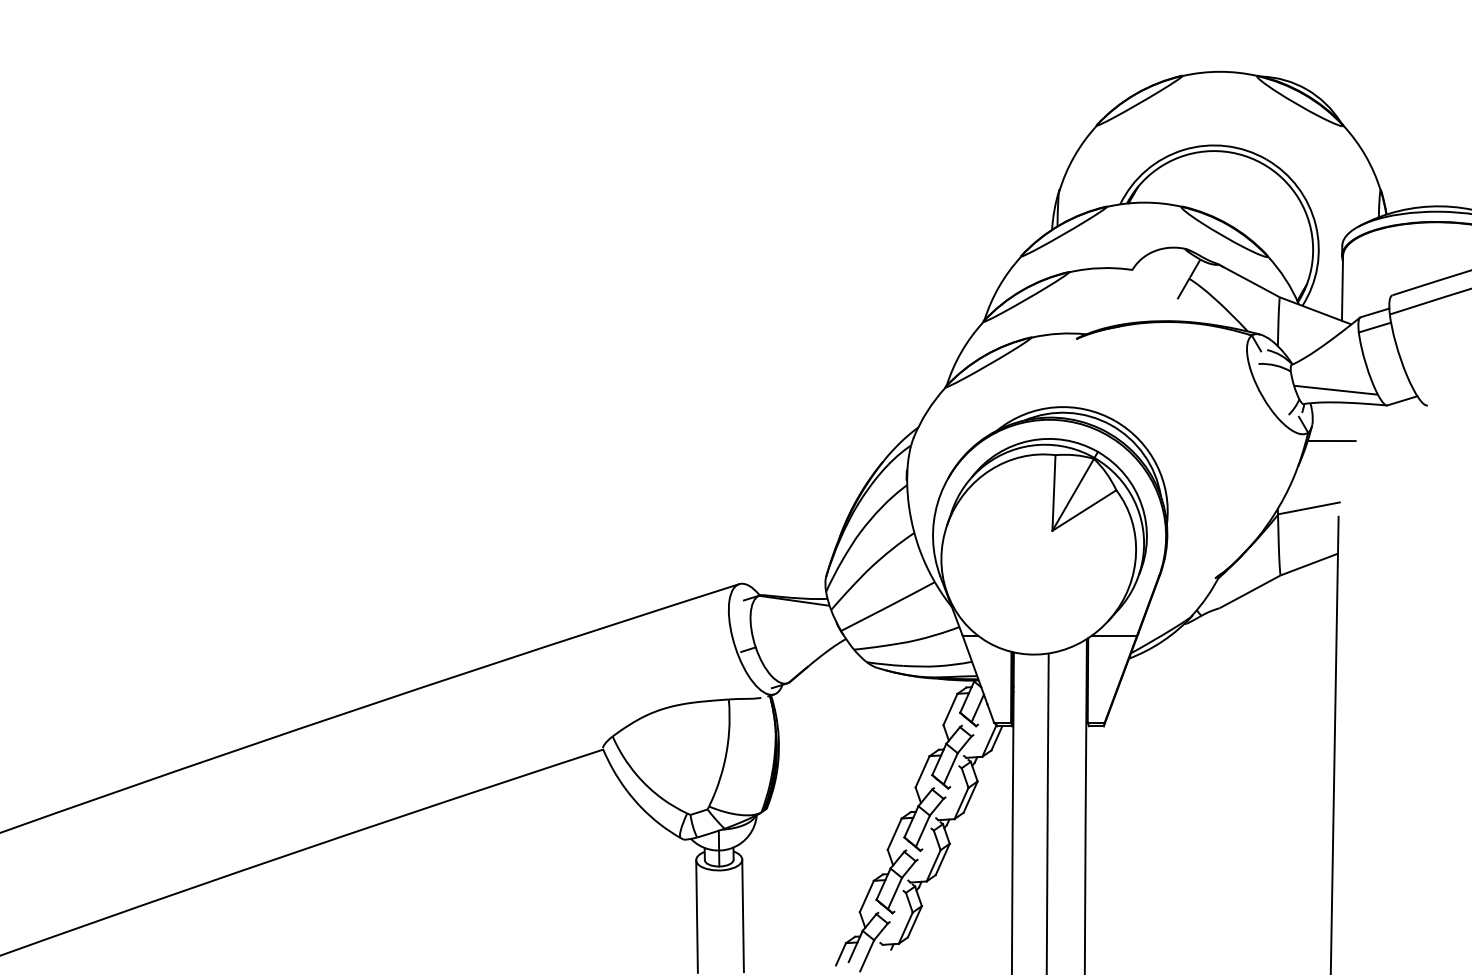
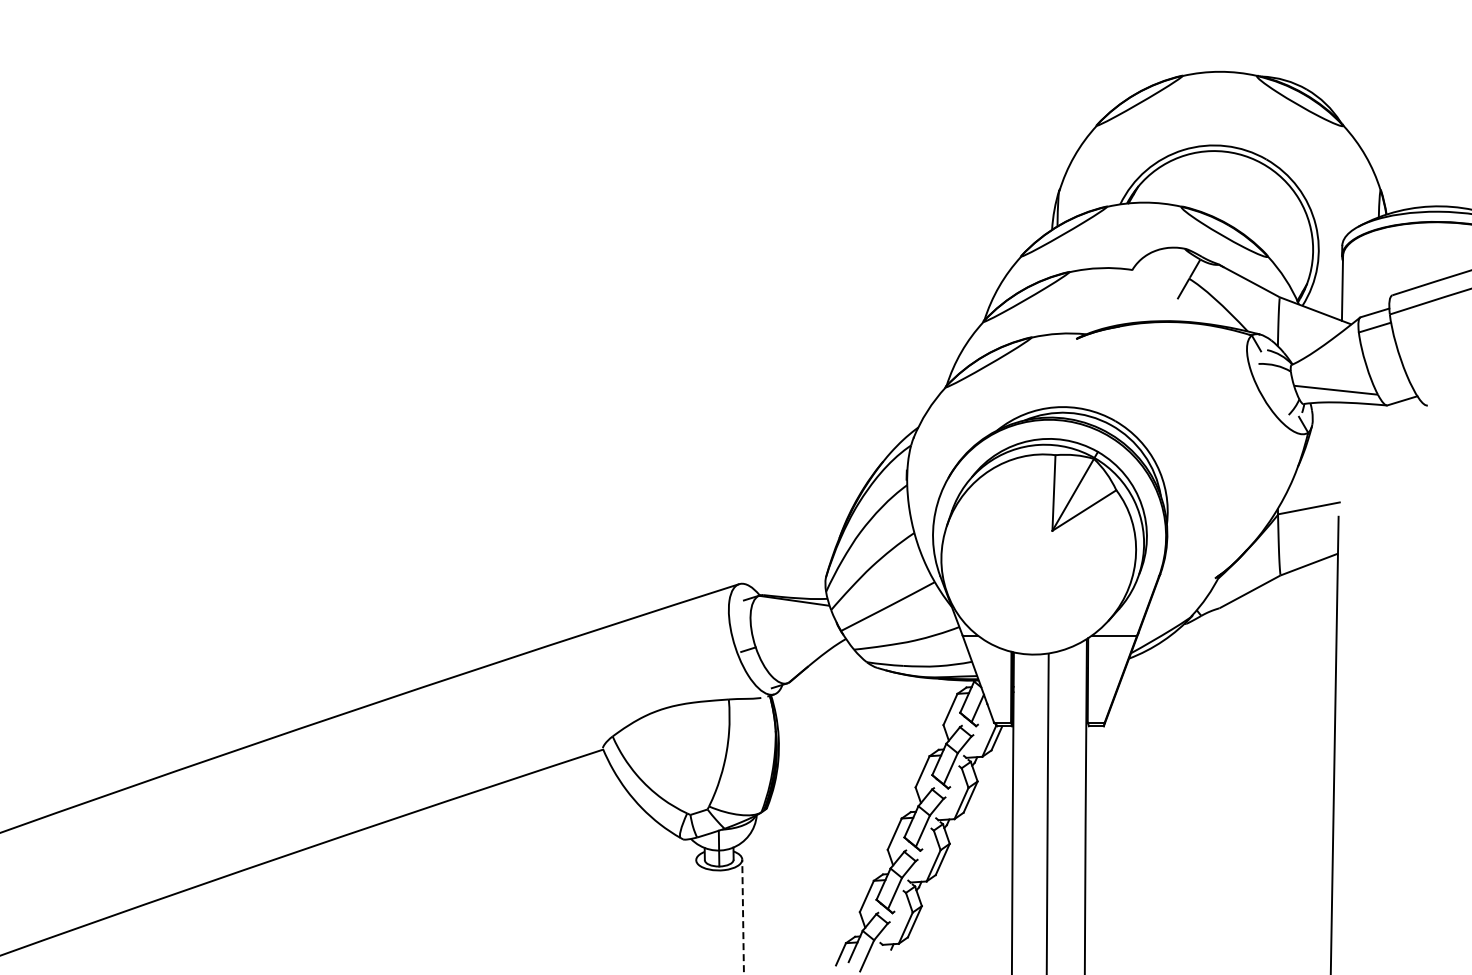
line: present -> none (1331, 440)
line: present -> none (696, 915)
line: solid -> dashed (743, 915)
